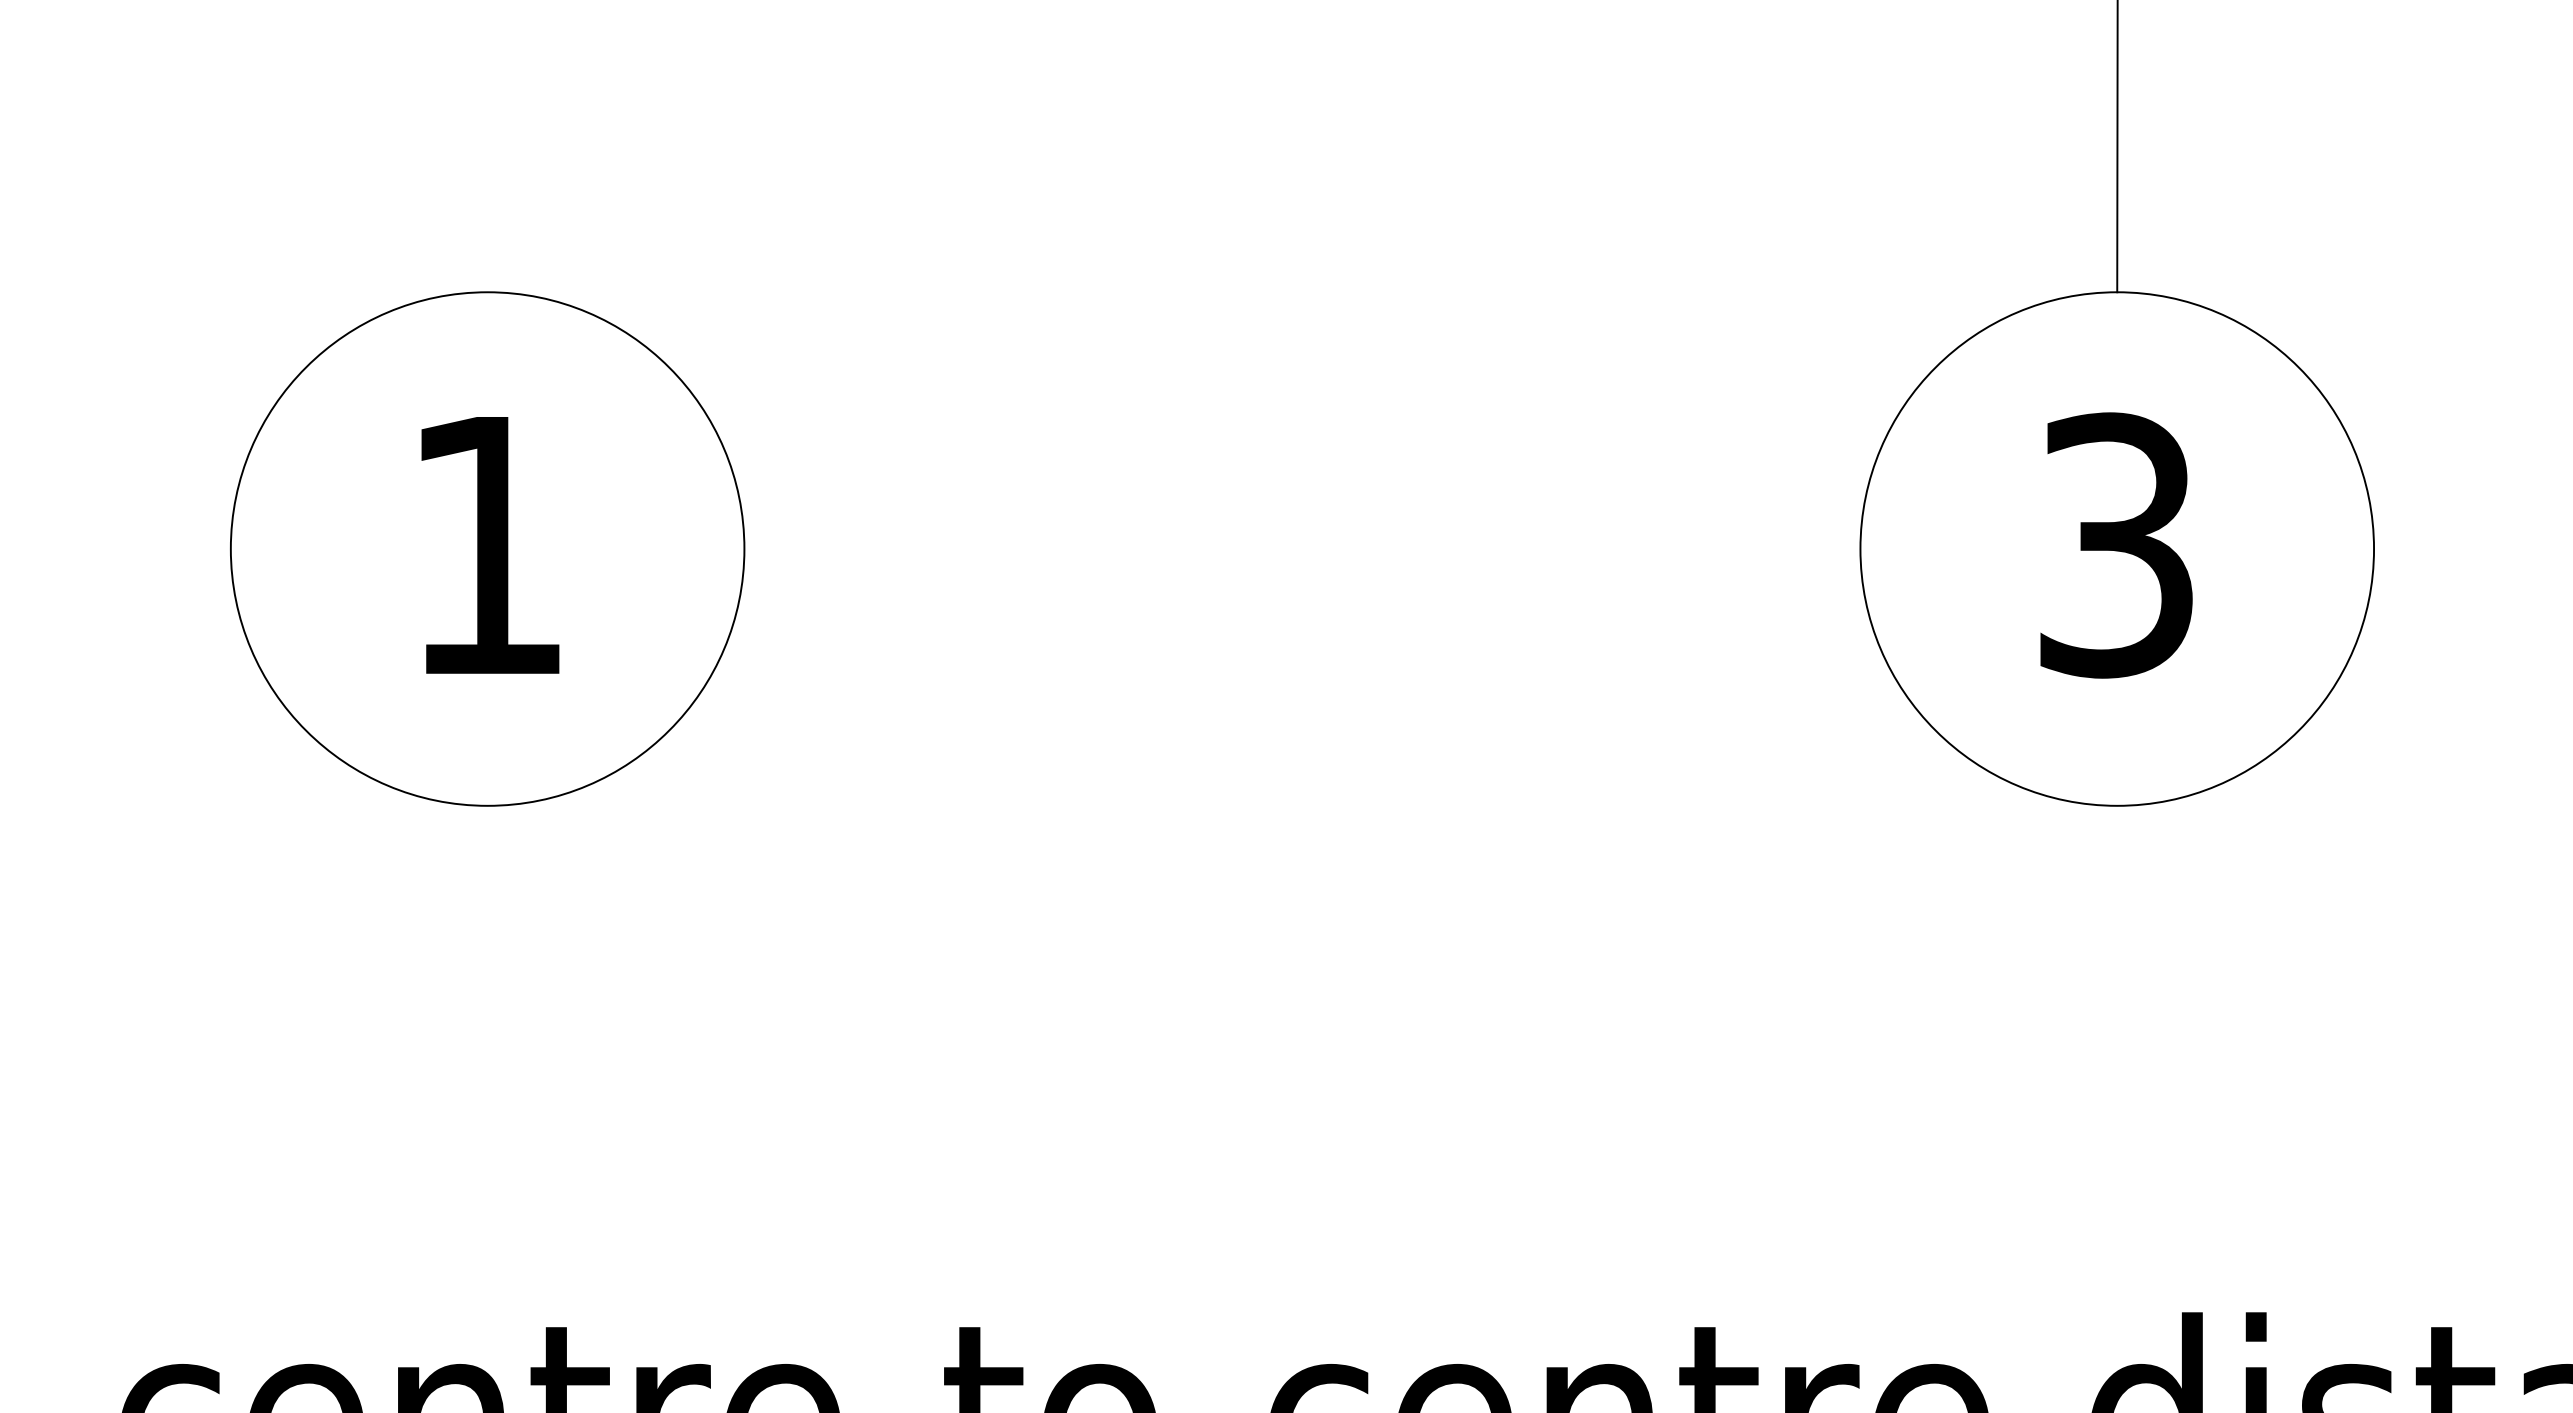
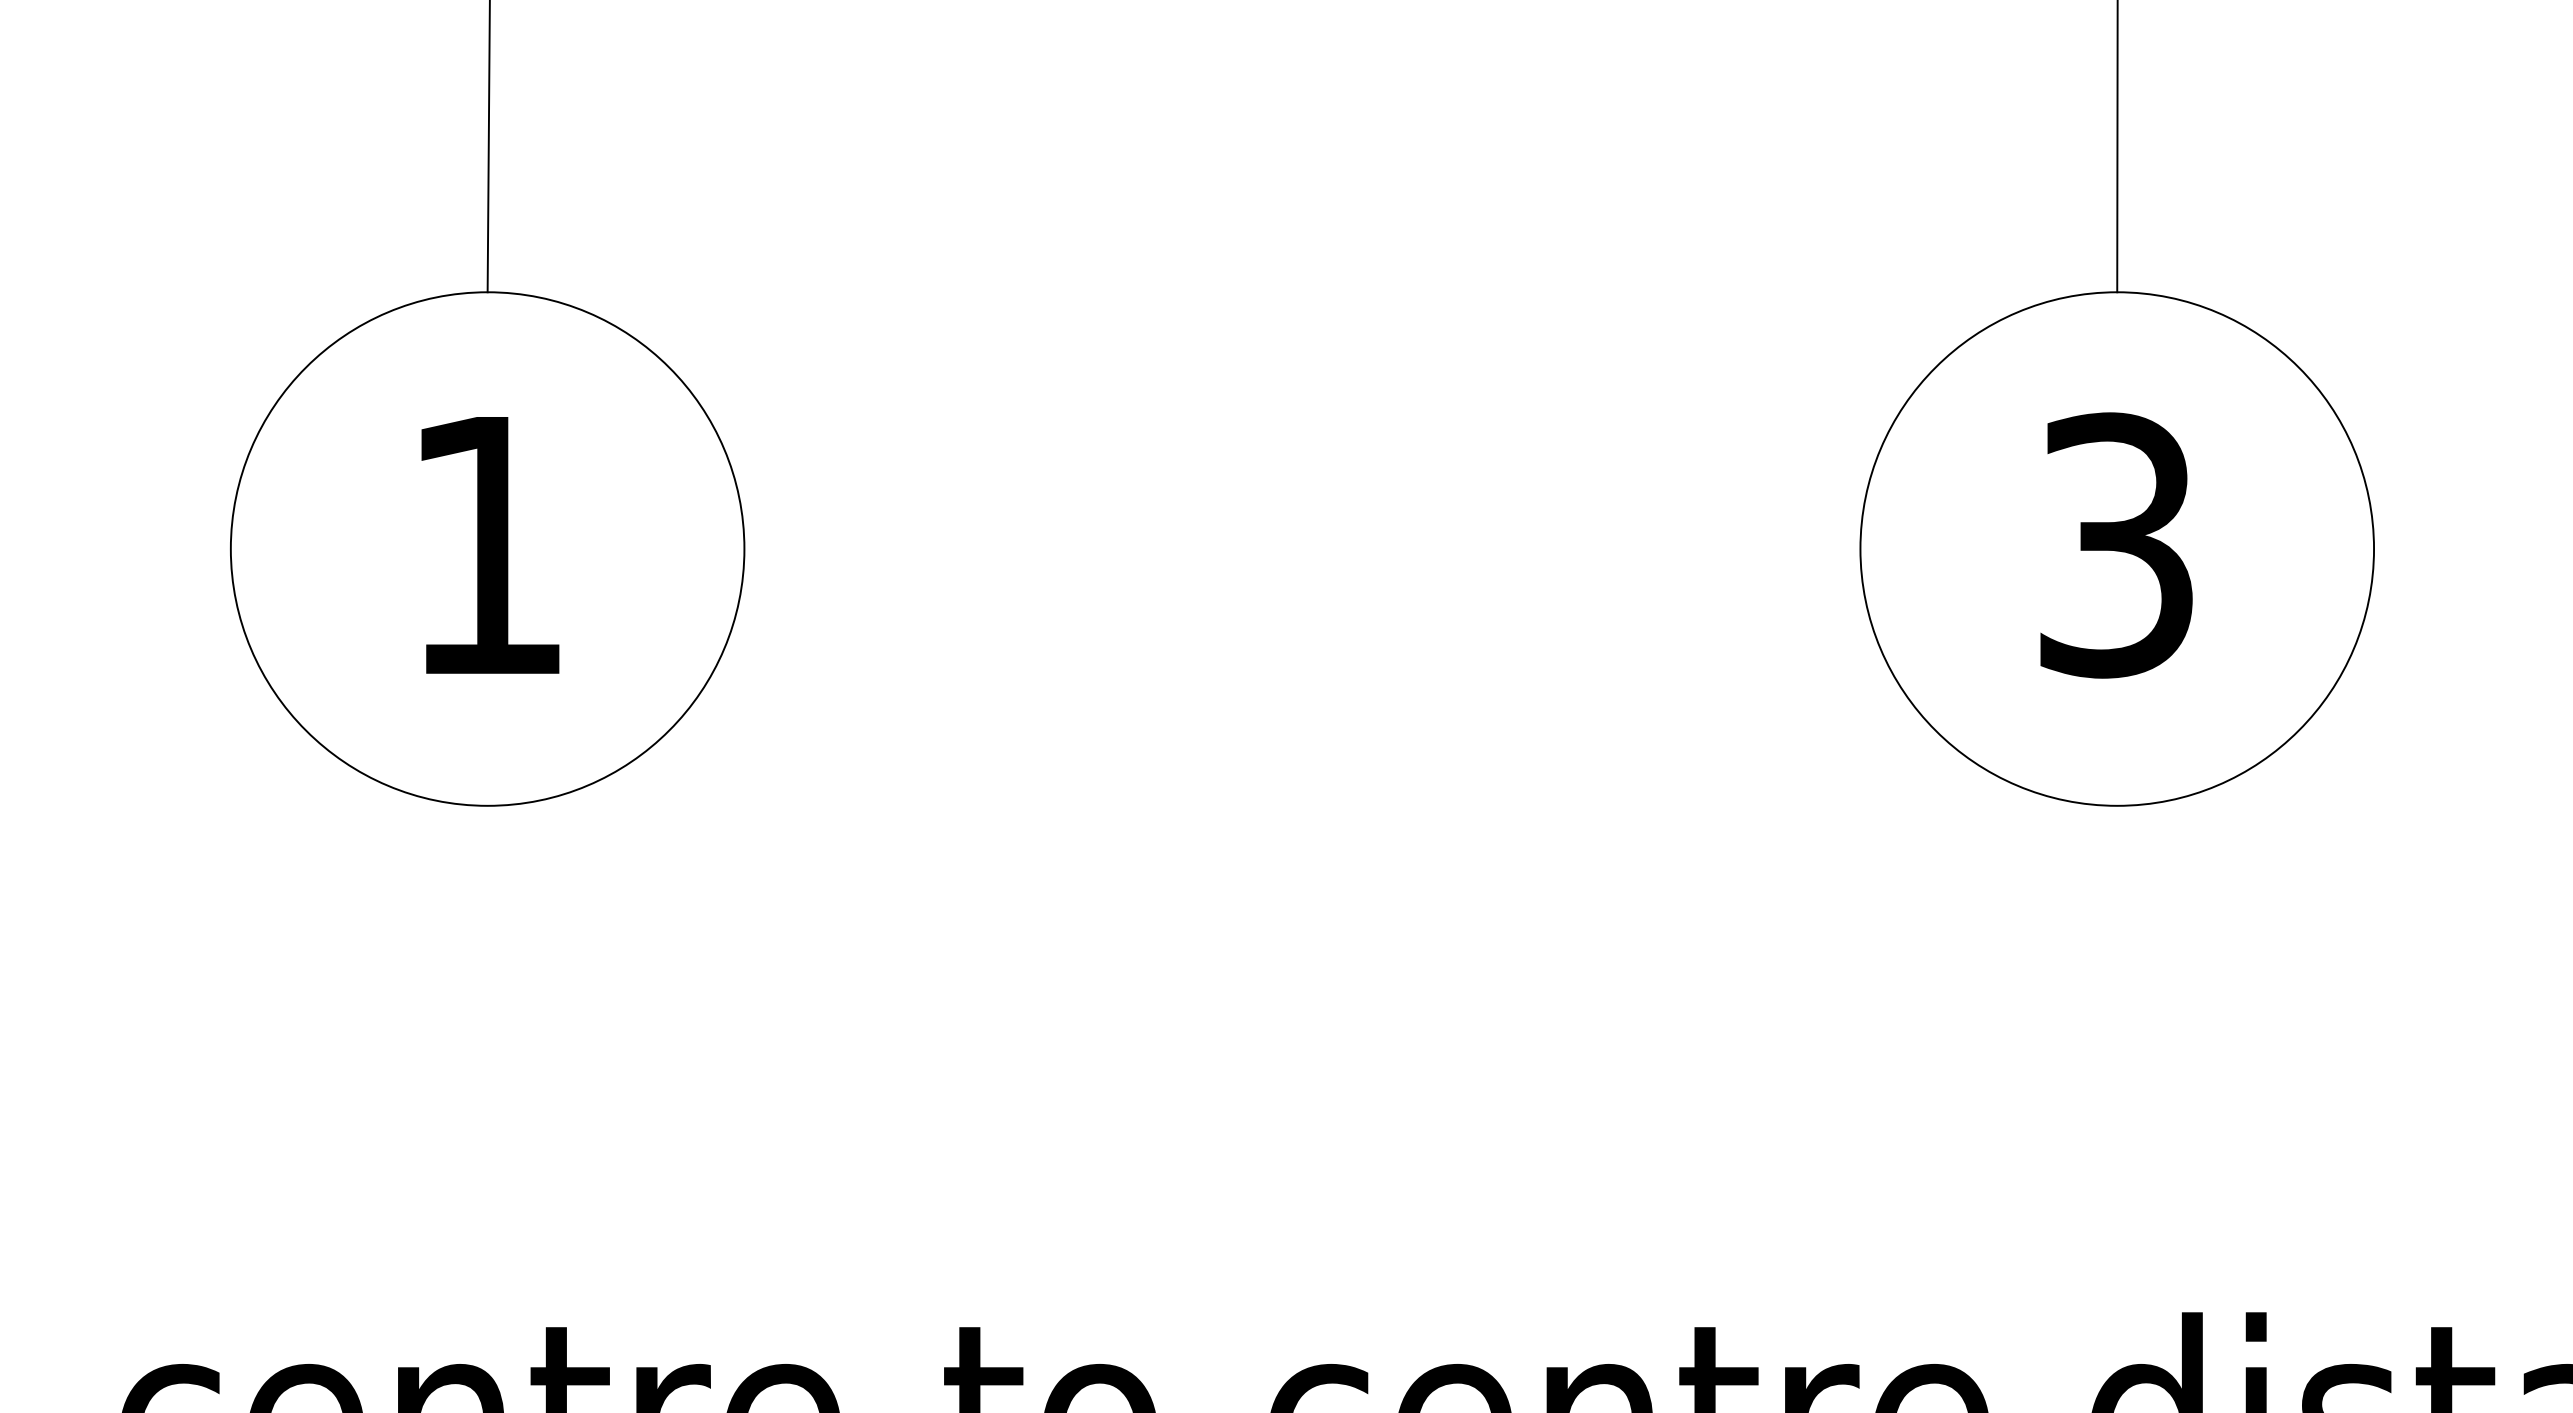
line: none -> present (488, 147)
